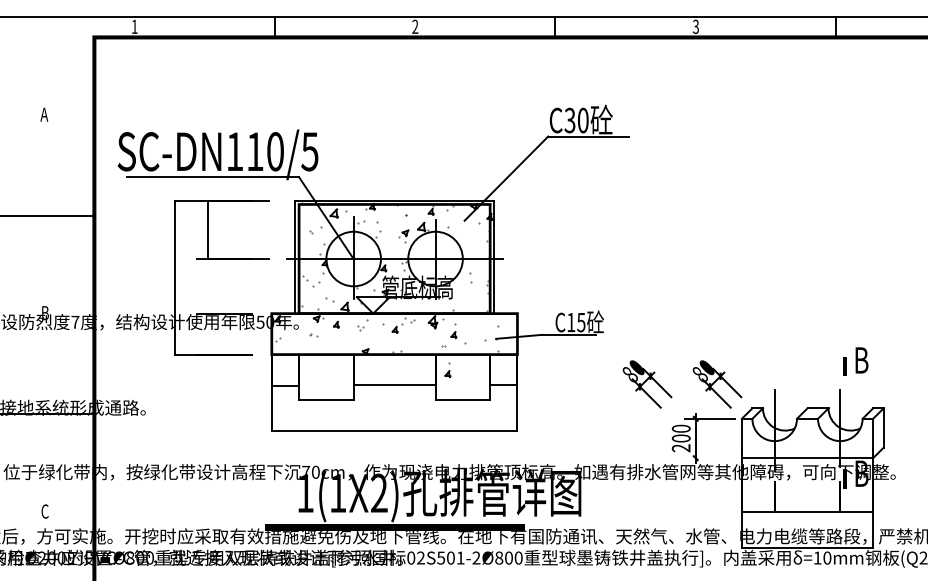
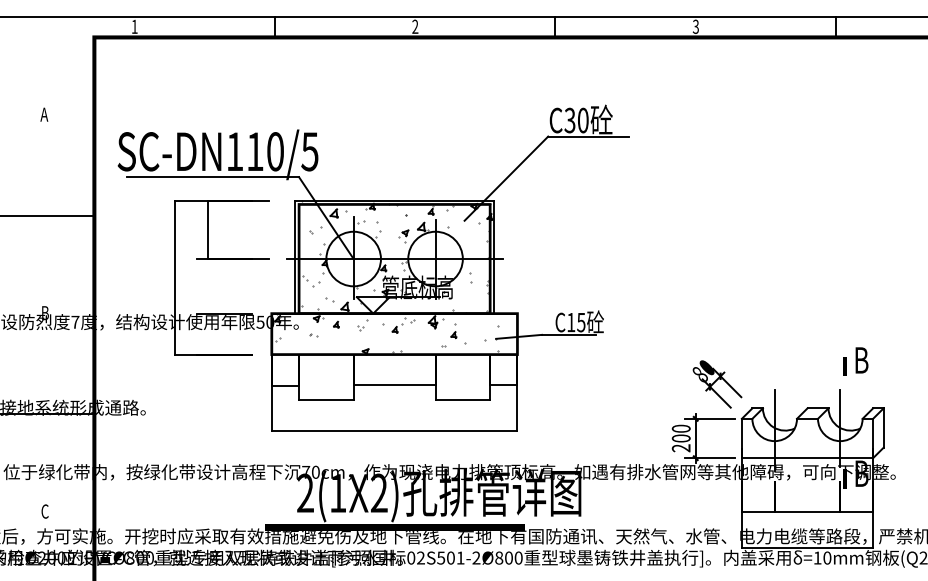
part: present -> none (447, 370)
part: present -> none (647, 384)
line: none -> present (710, 458)
text: 1(1X2) -> 2(1X2) (305, 492)
